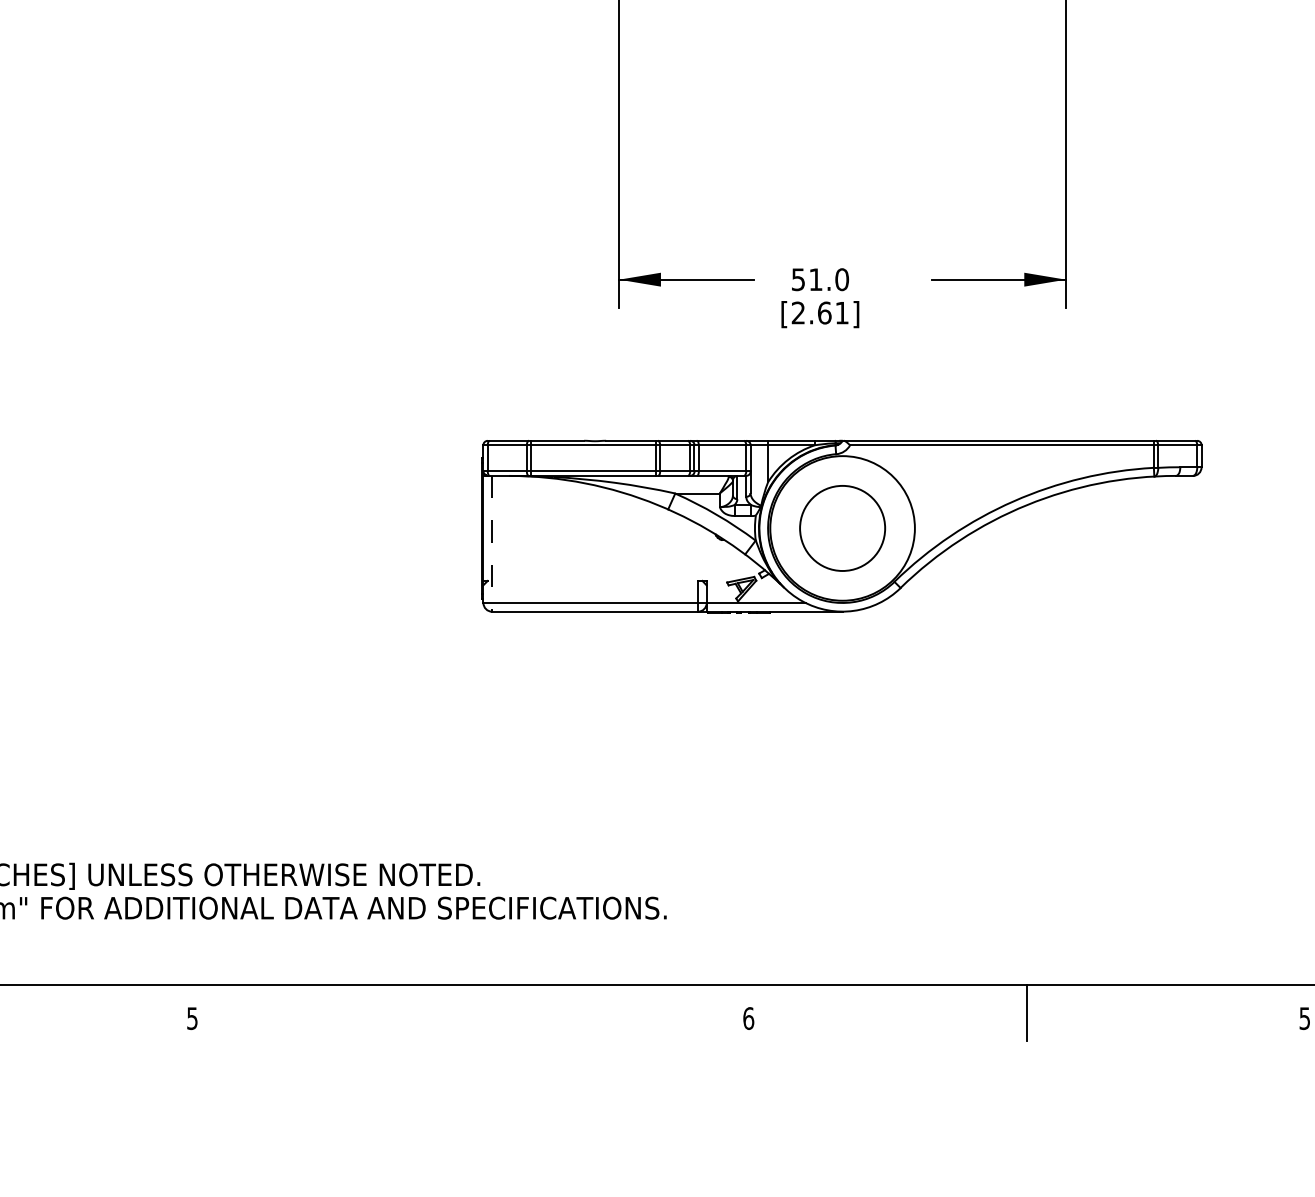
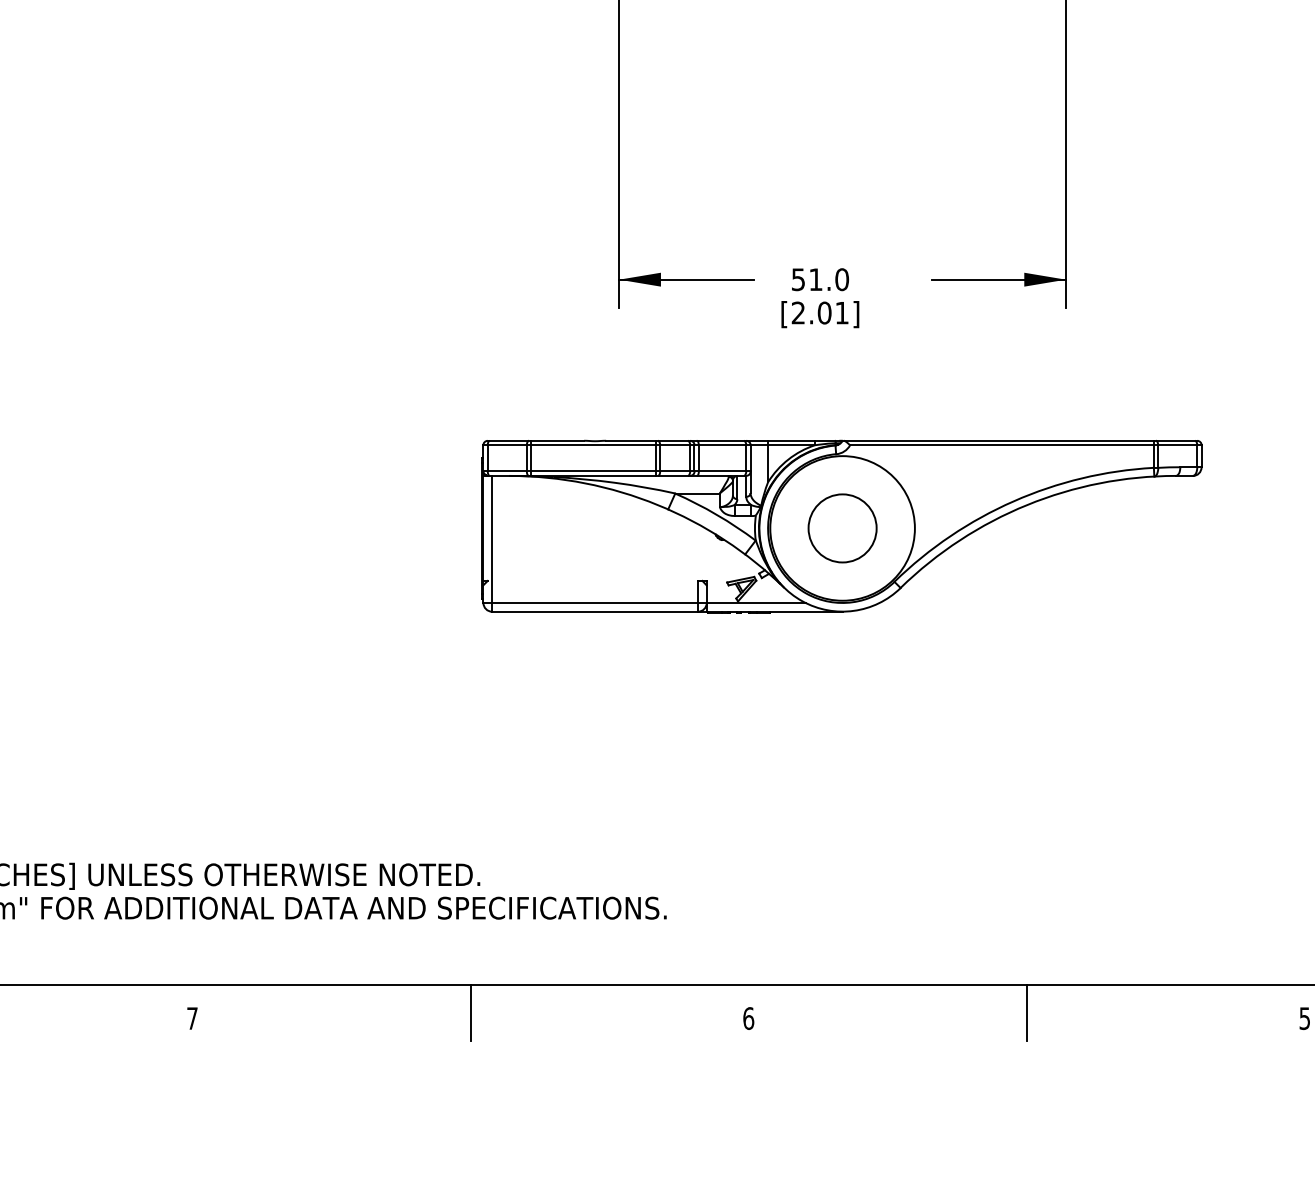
text: [2.61] -> [2.01] (824, 312)
circle diameter: 85 px -> 68 px (842, 528)
line: dashed -> solid (492, 543)
line: none -> present (470, 1012)
text: 5 -> 7 (192, 1018)
